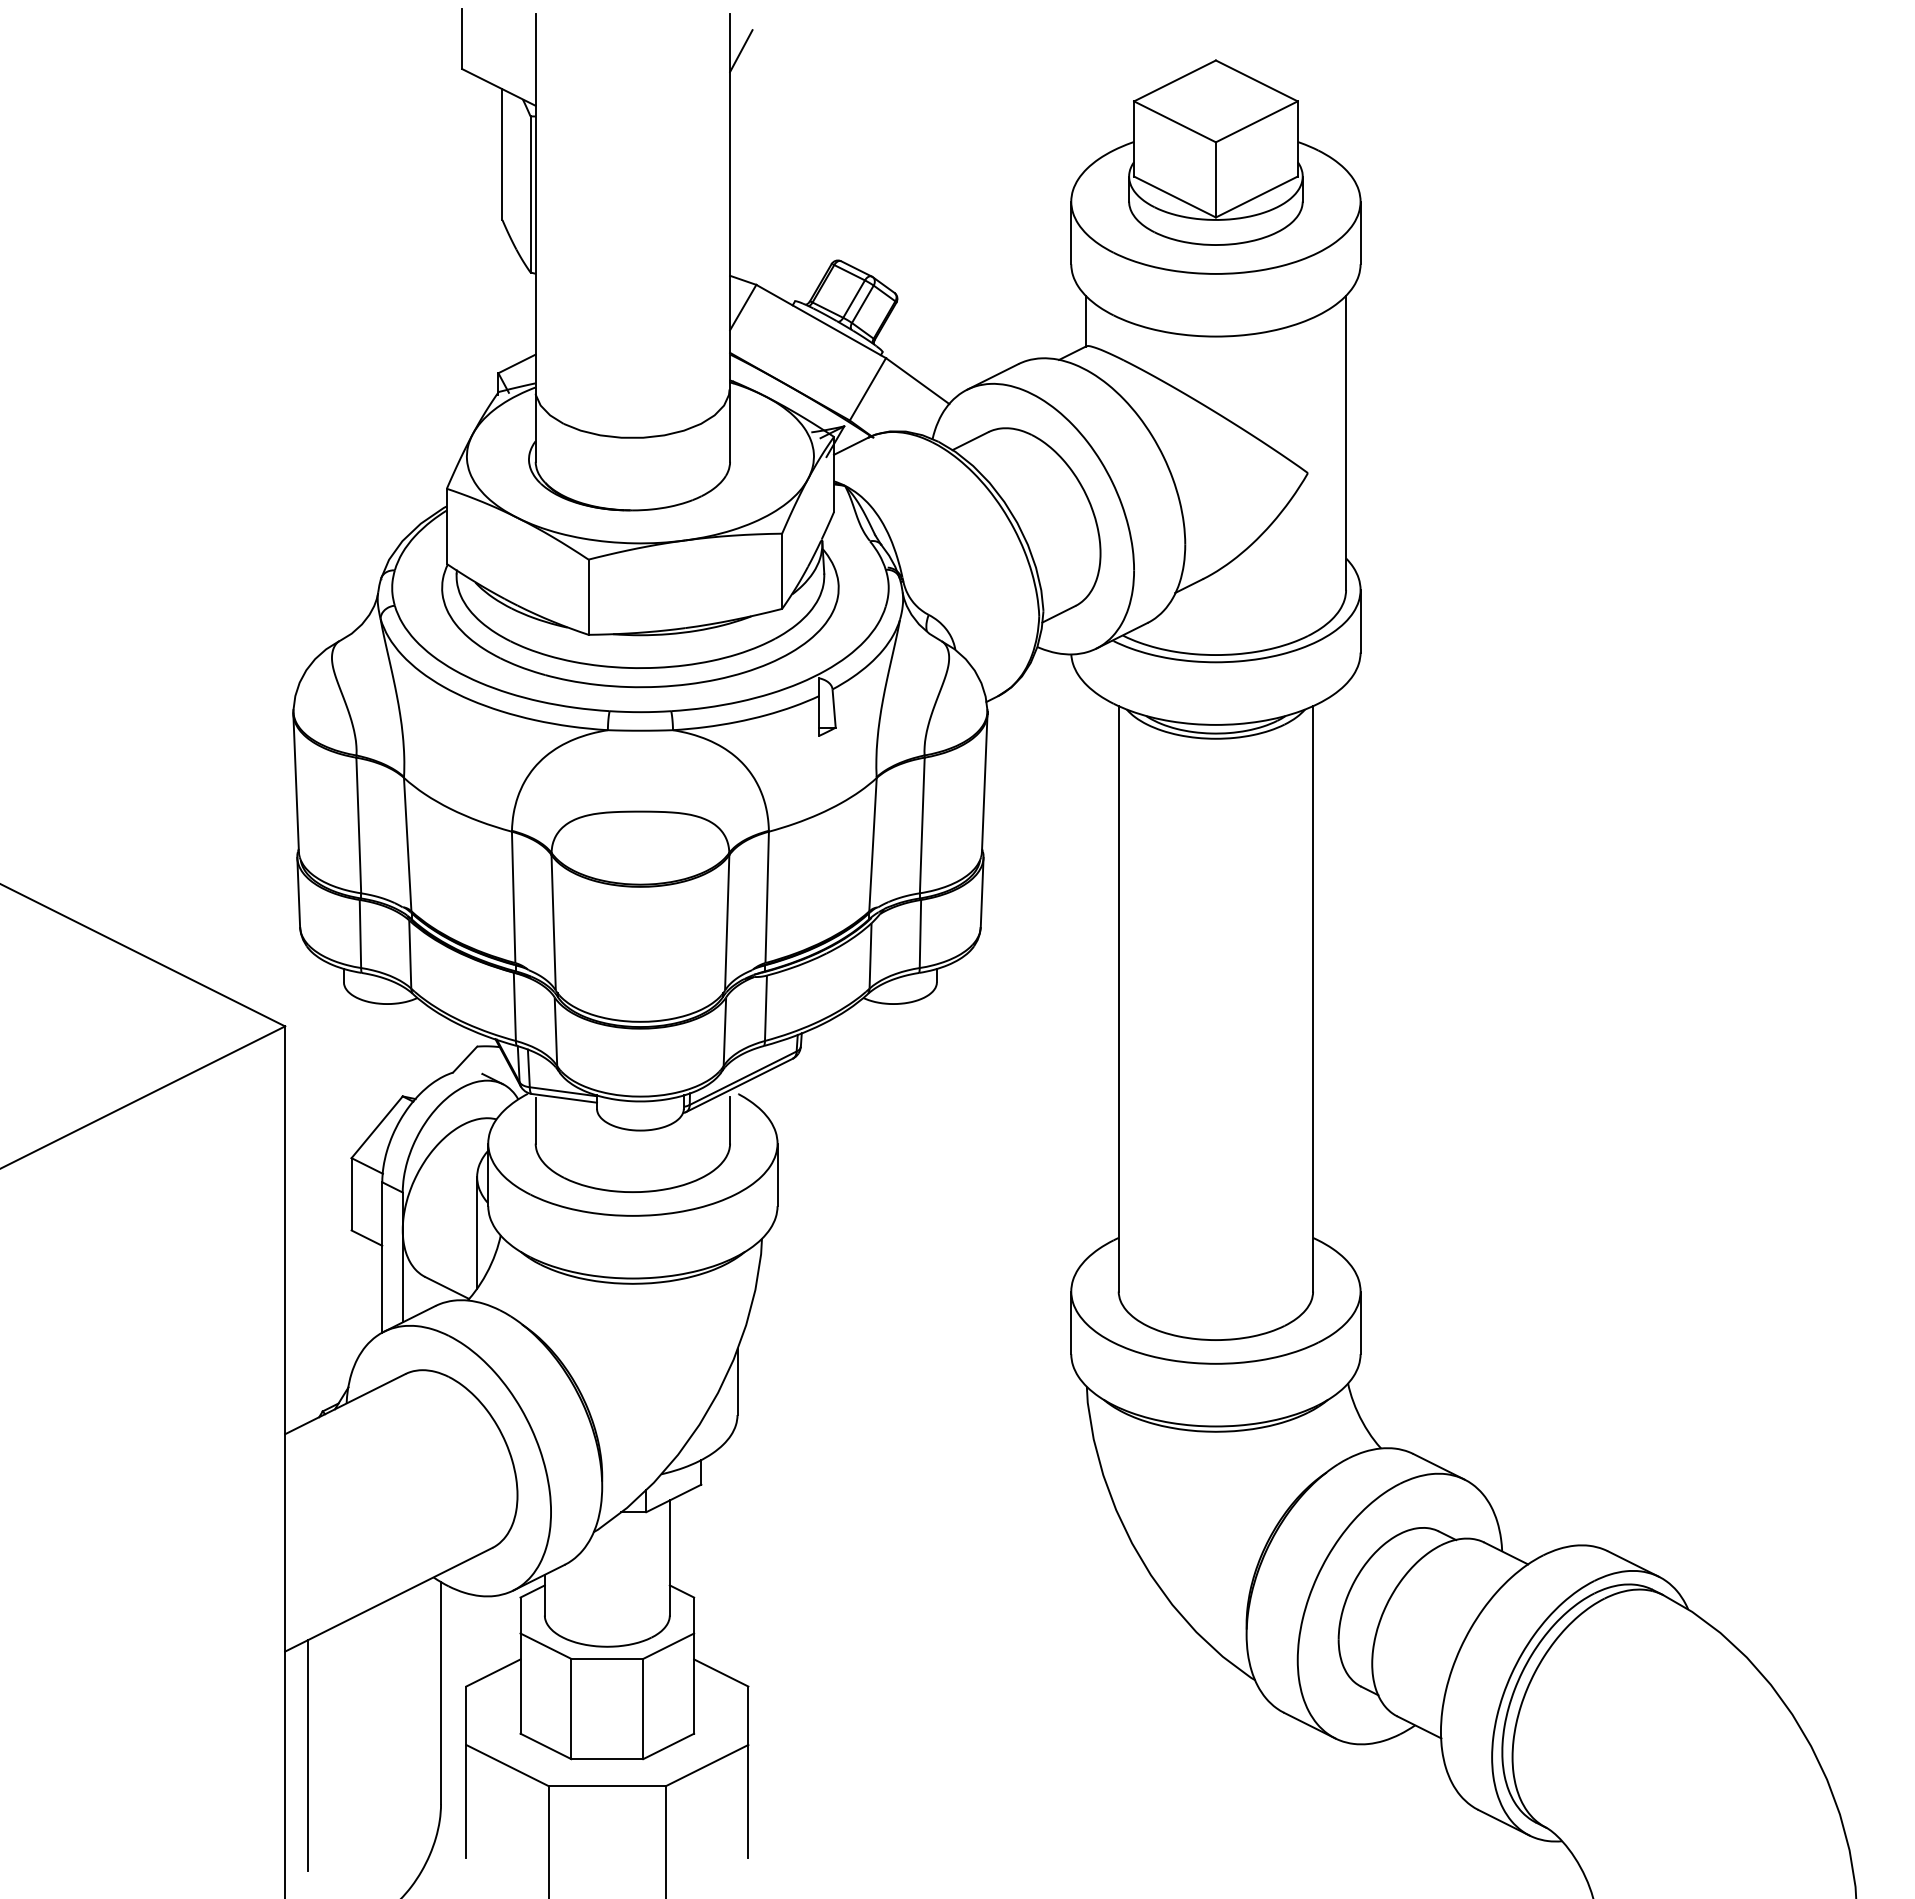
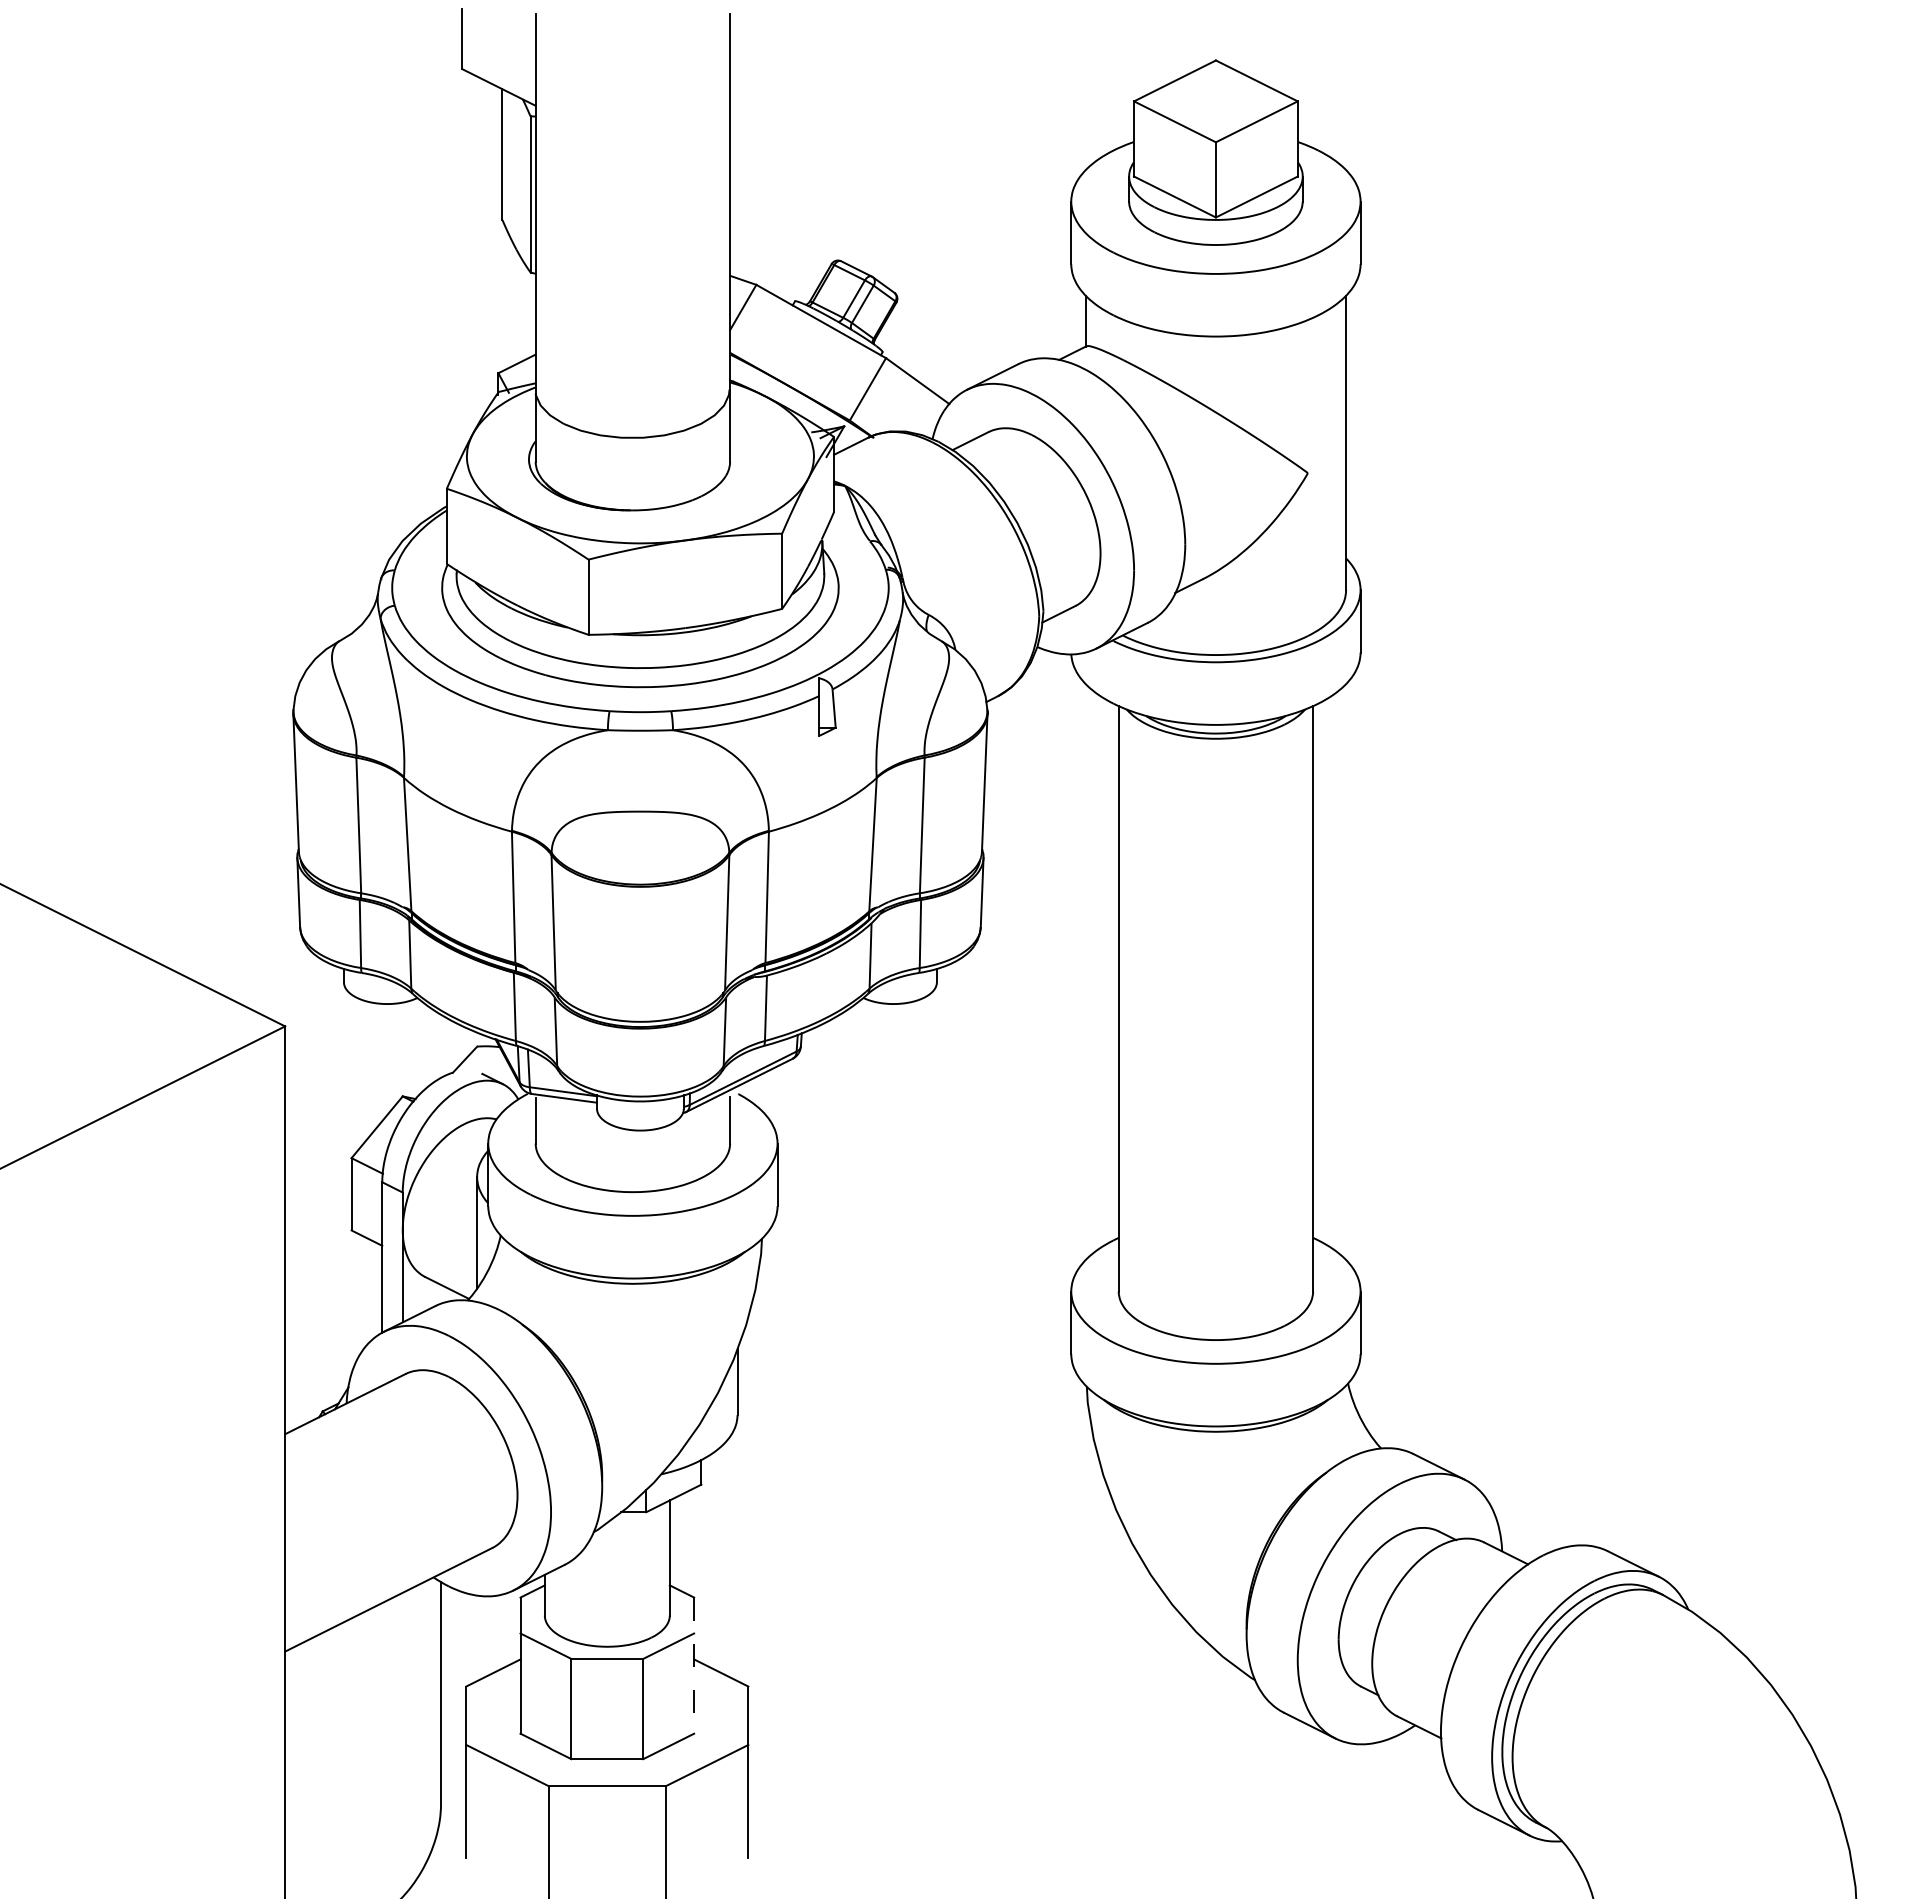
line: present -> none (741, 50)
line: solid -> dashed (694, 1666)
line: present -> none (308, 1755)
